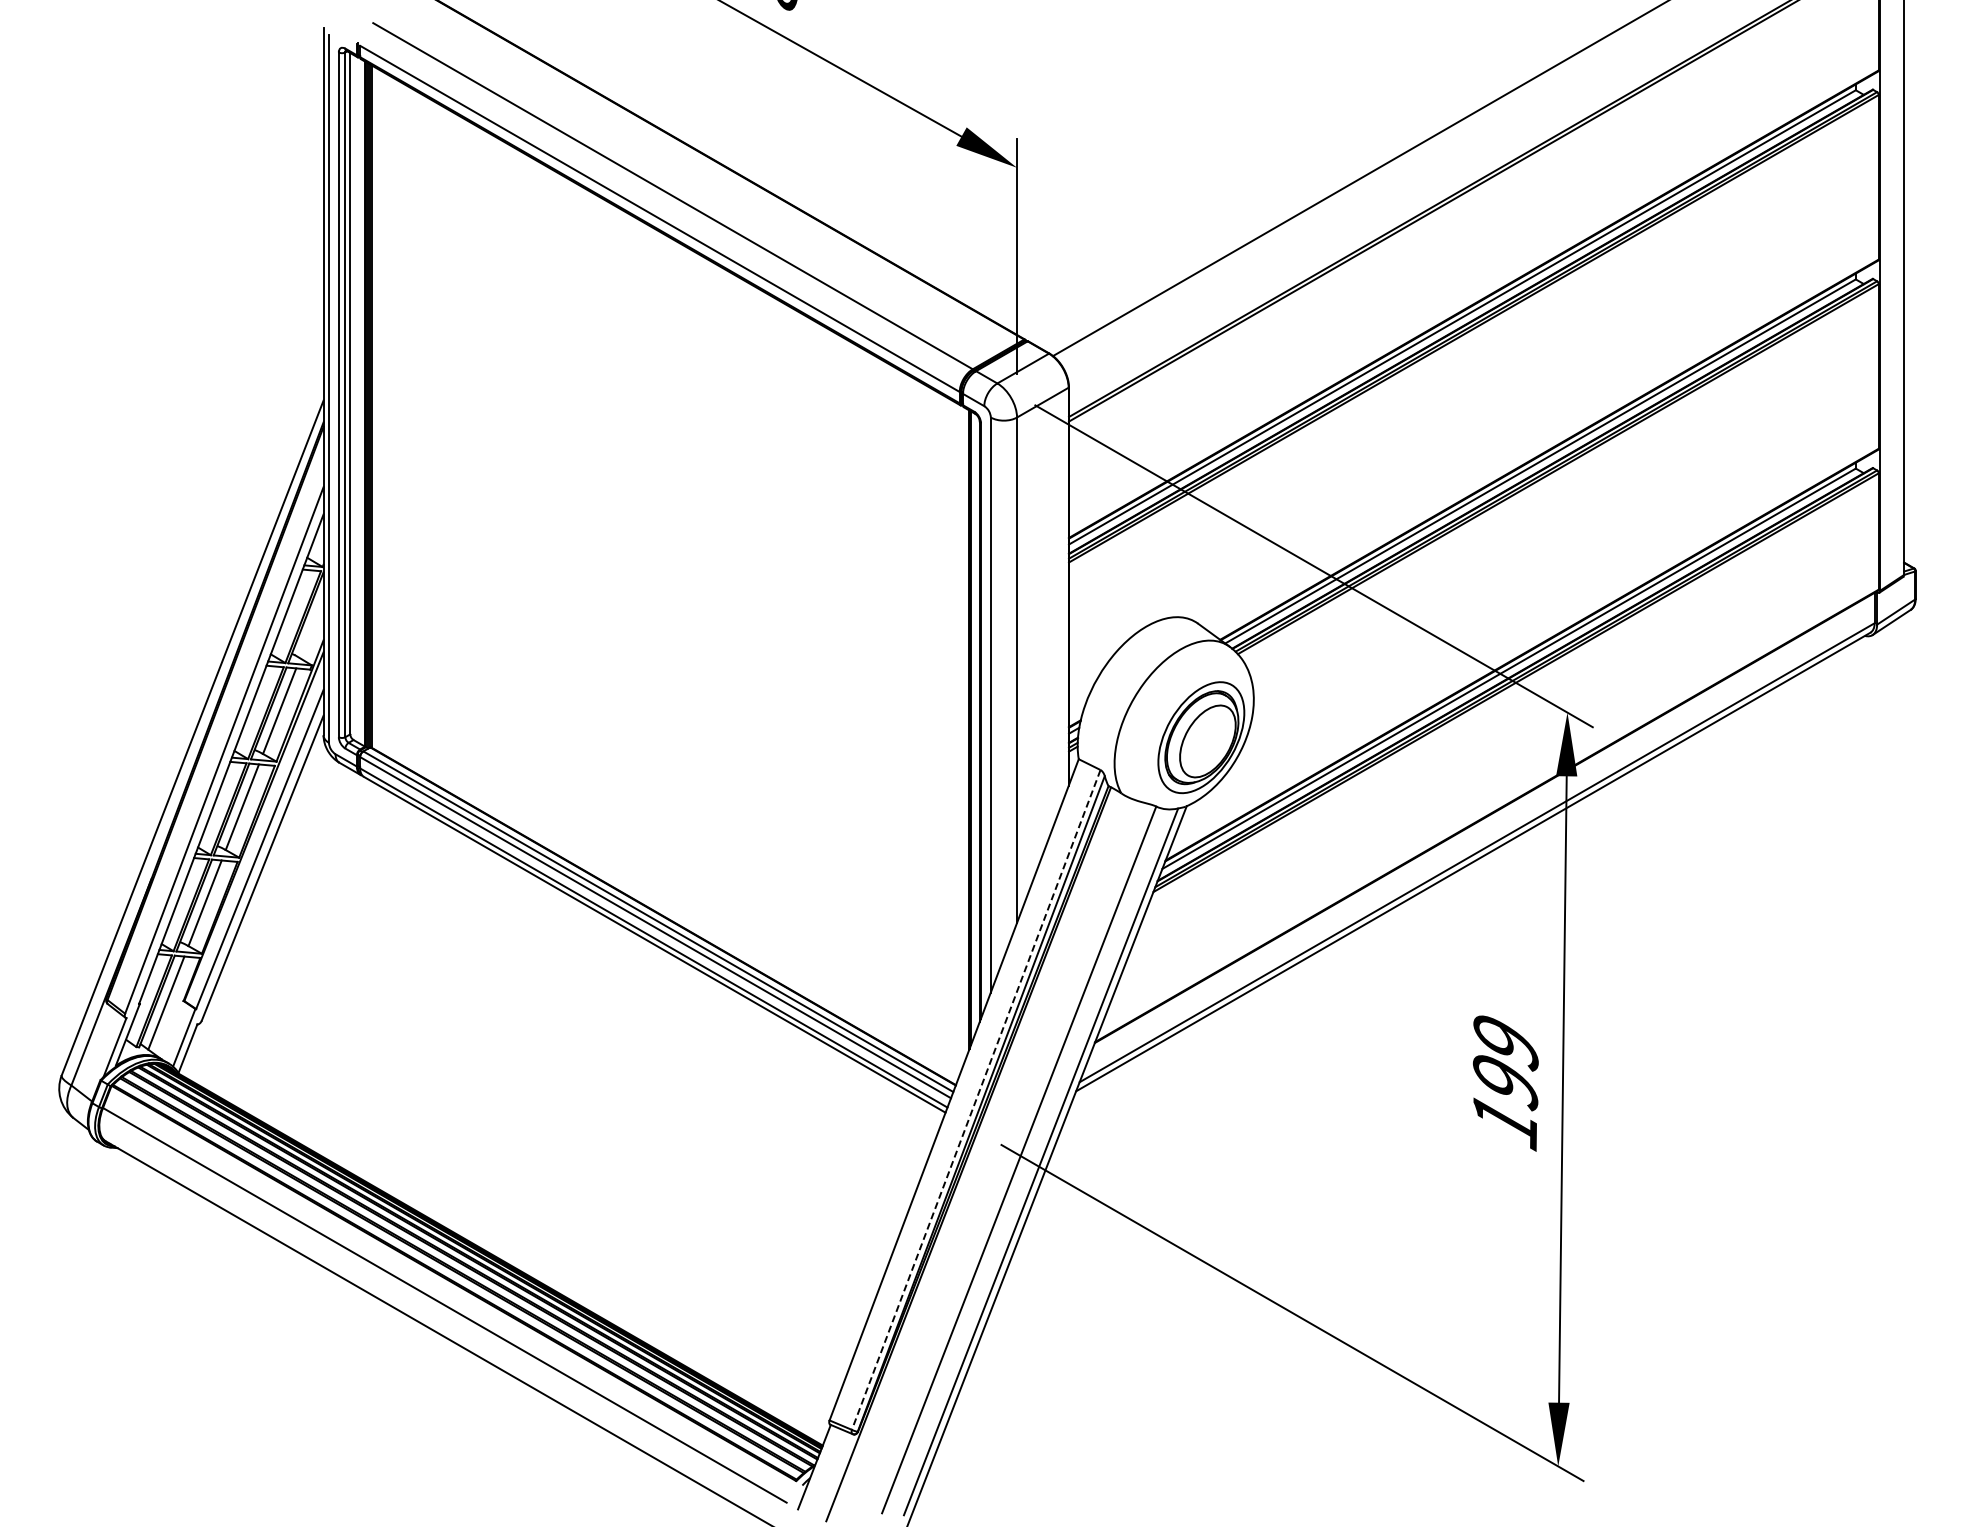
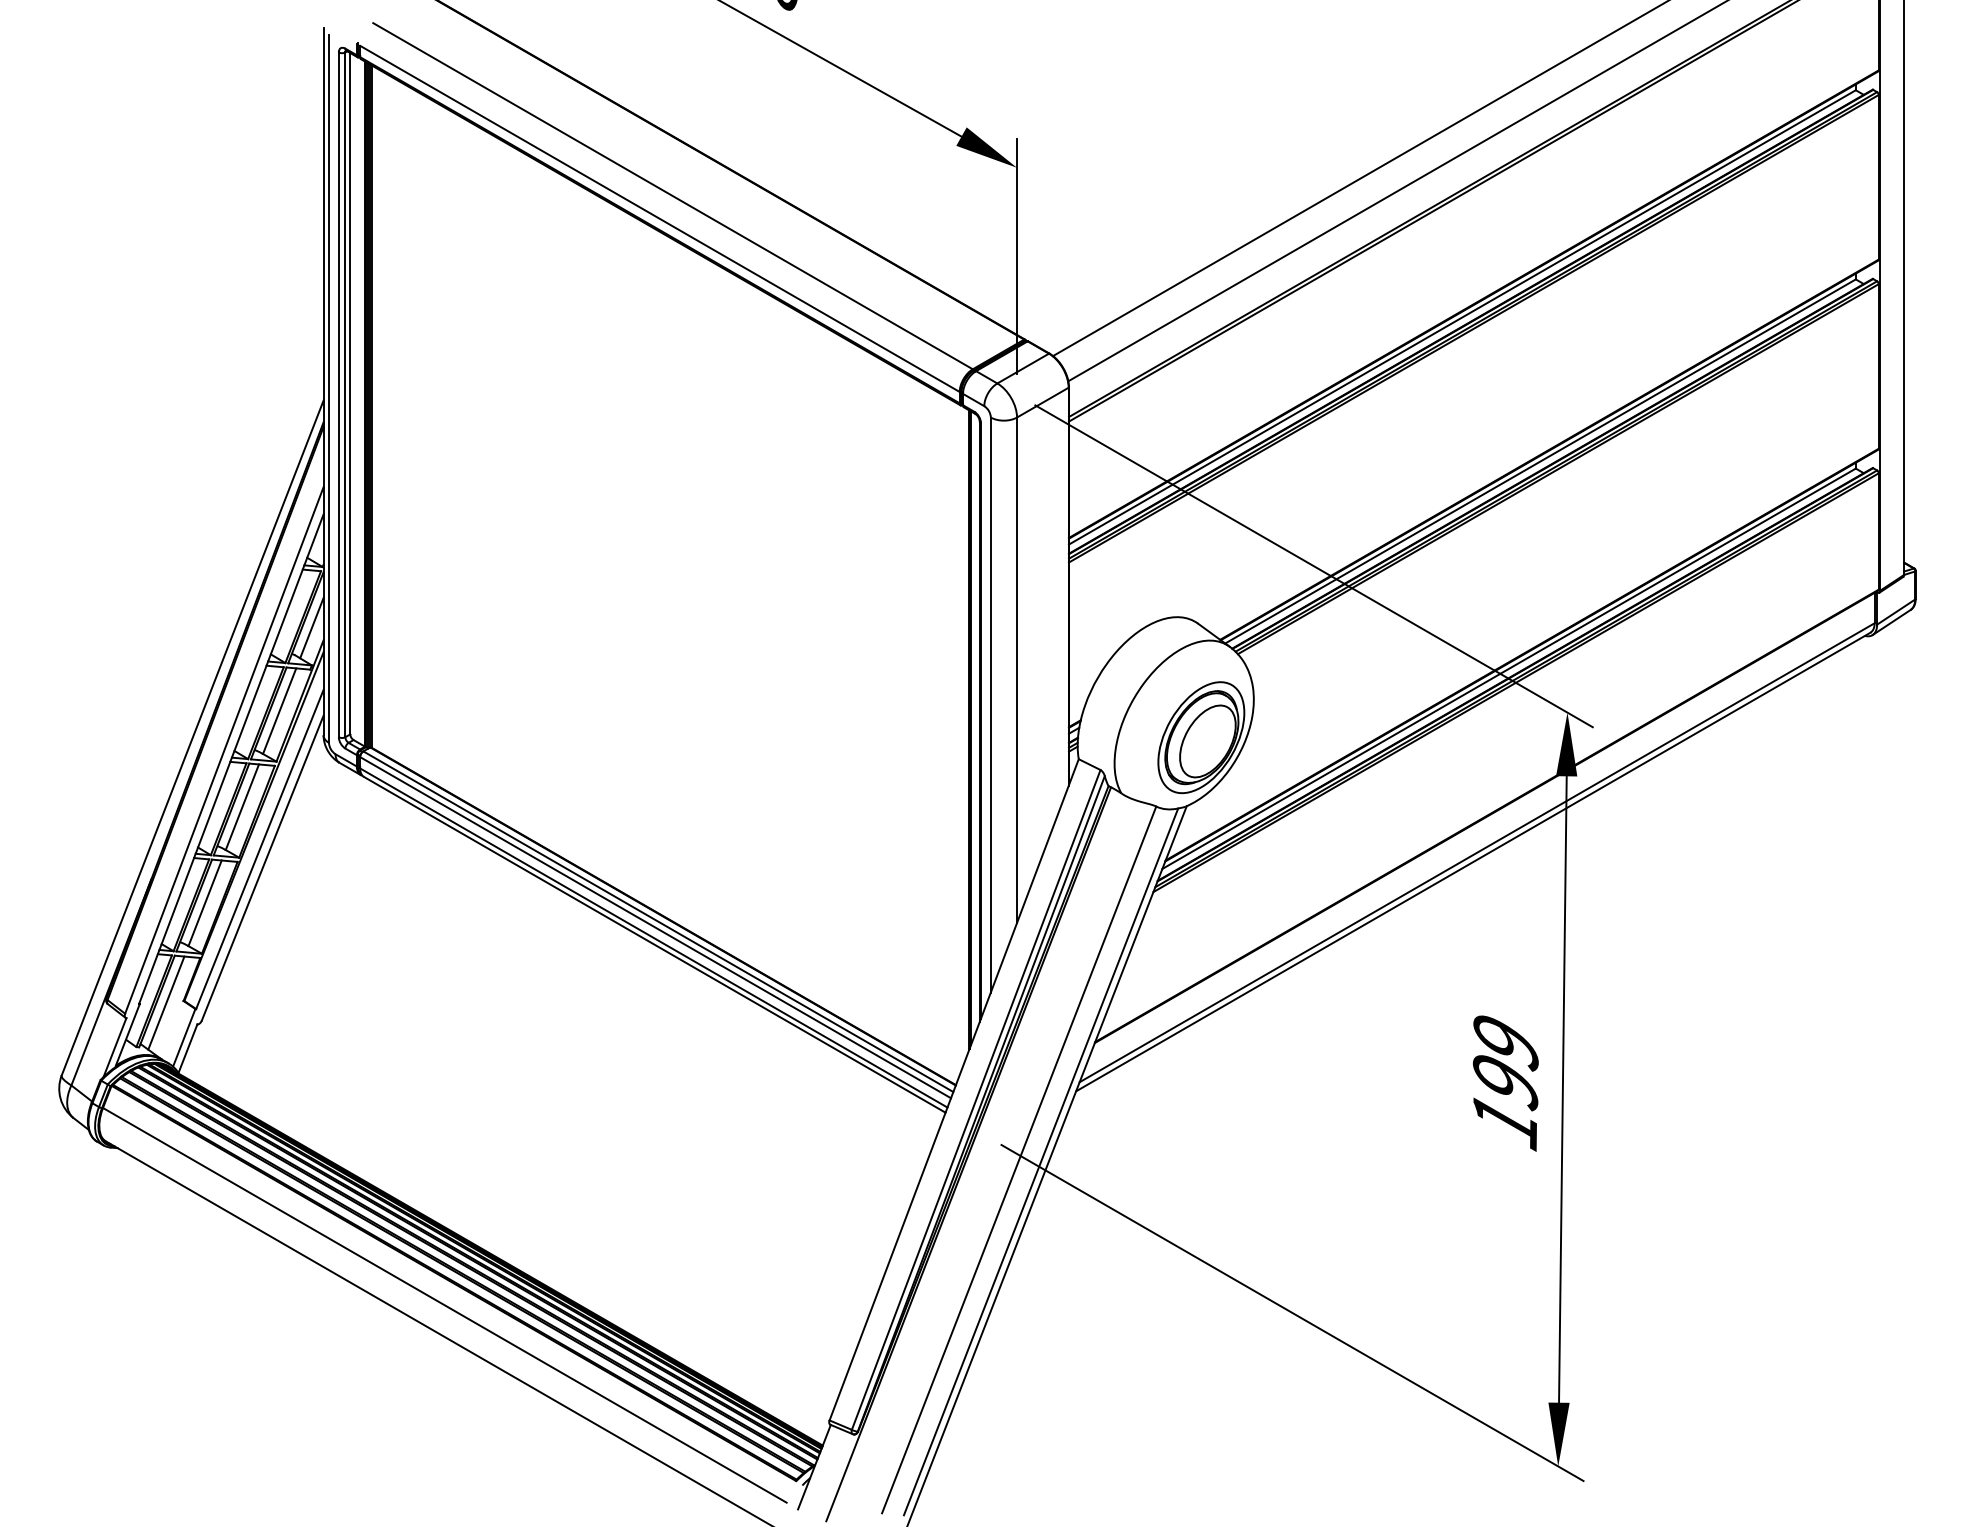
line: none -> present (1396, 191)
line: none -> present (311, 628)
line: dashed -> solid (976, 1099)
